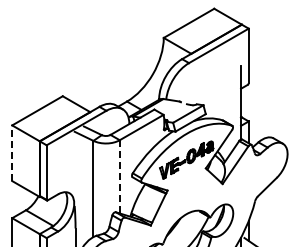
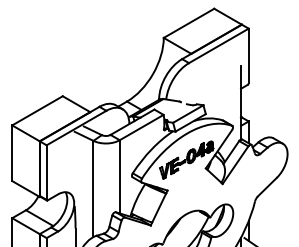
line: dashed -> solid (12, 153)
line: dashed -> solid (119, 176)
